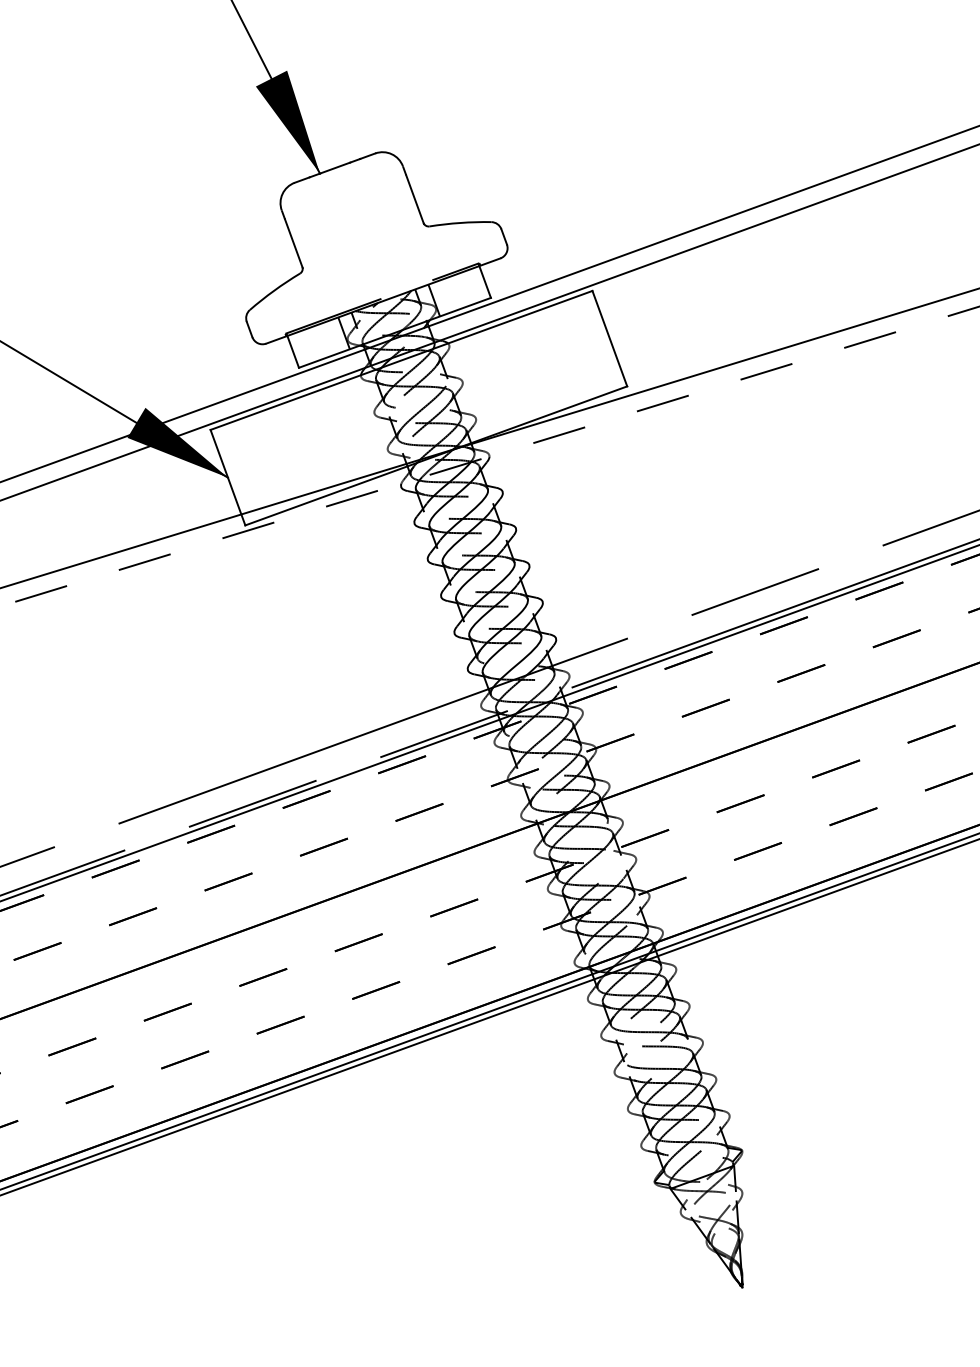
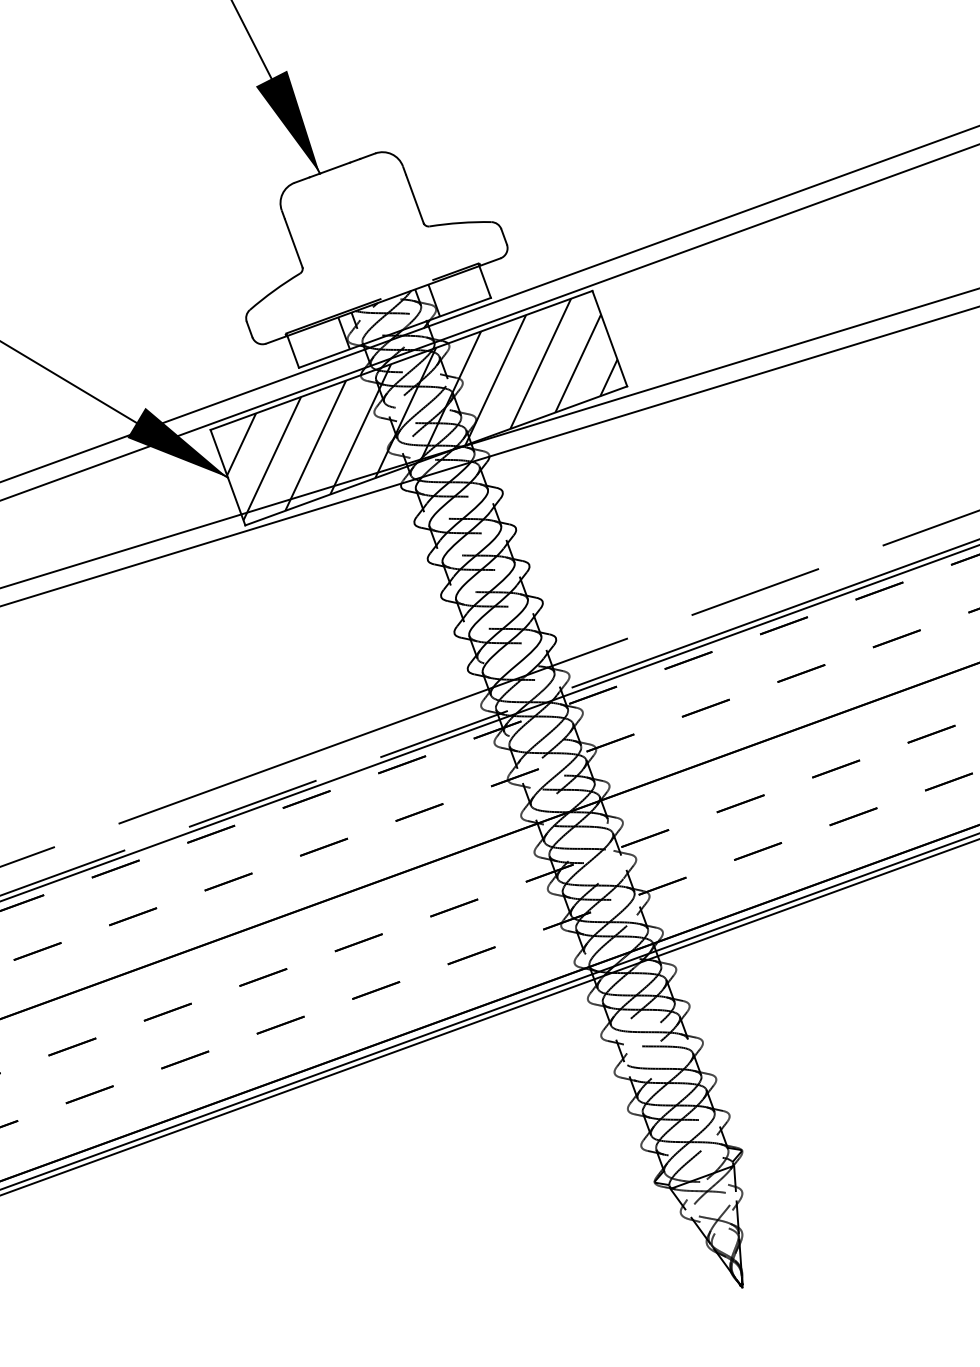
hatch: none -> present (413, 409)
line: dashed -> solid (490, 456)
